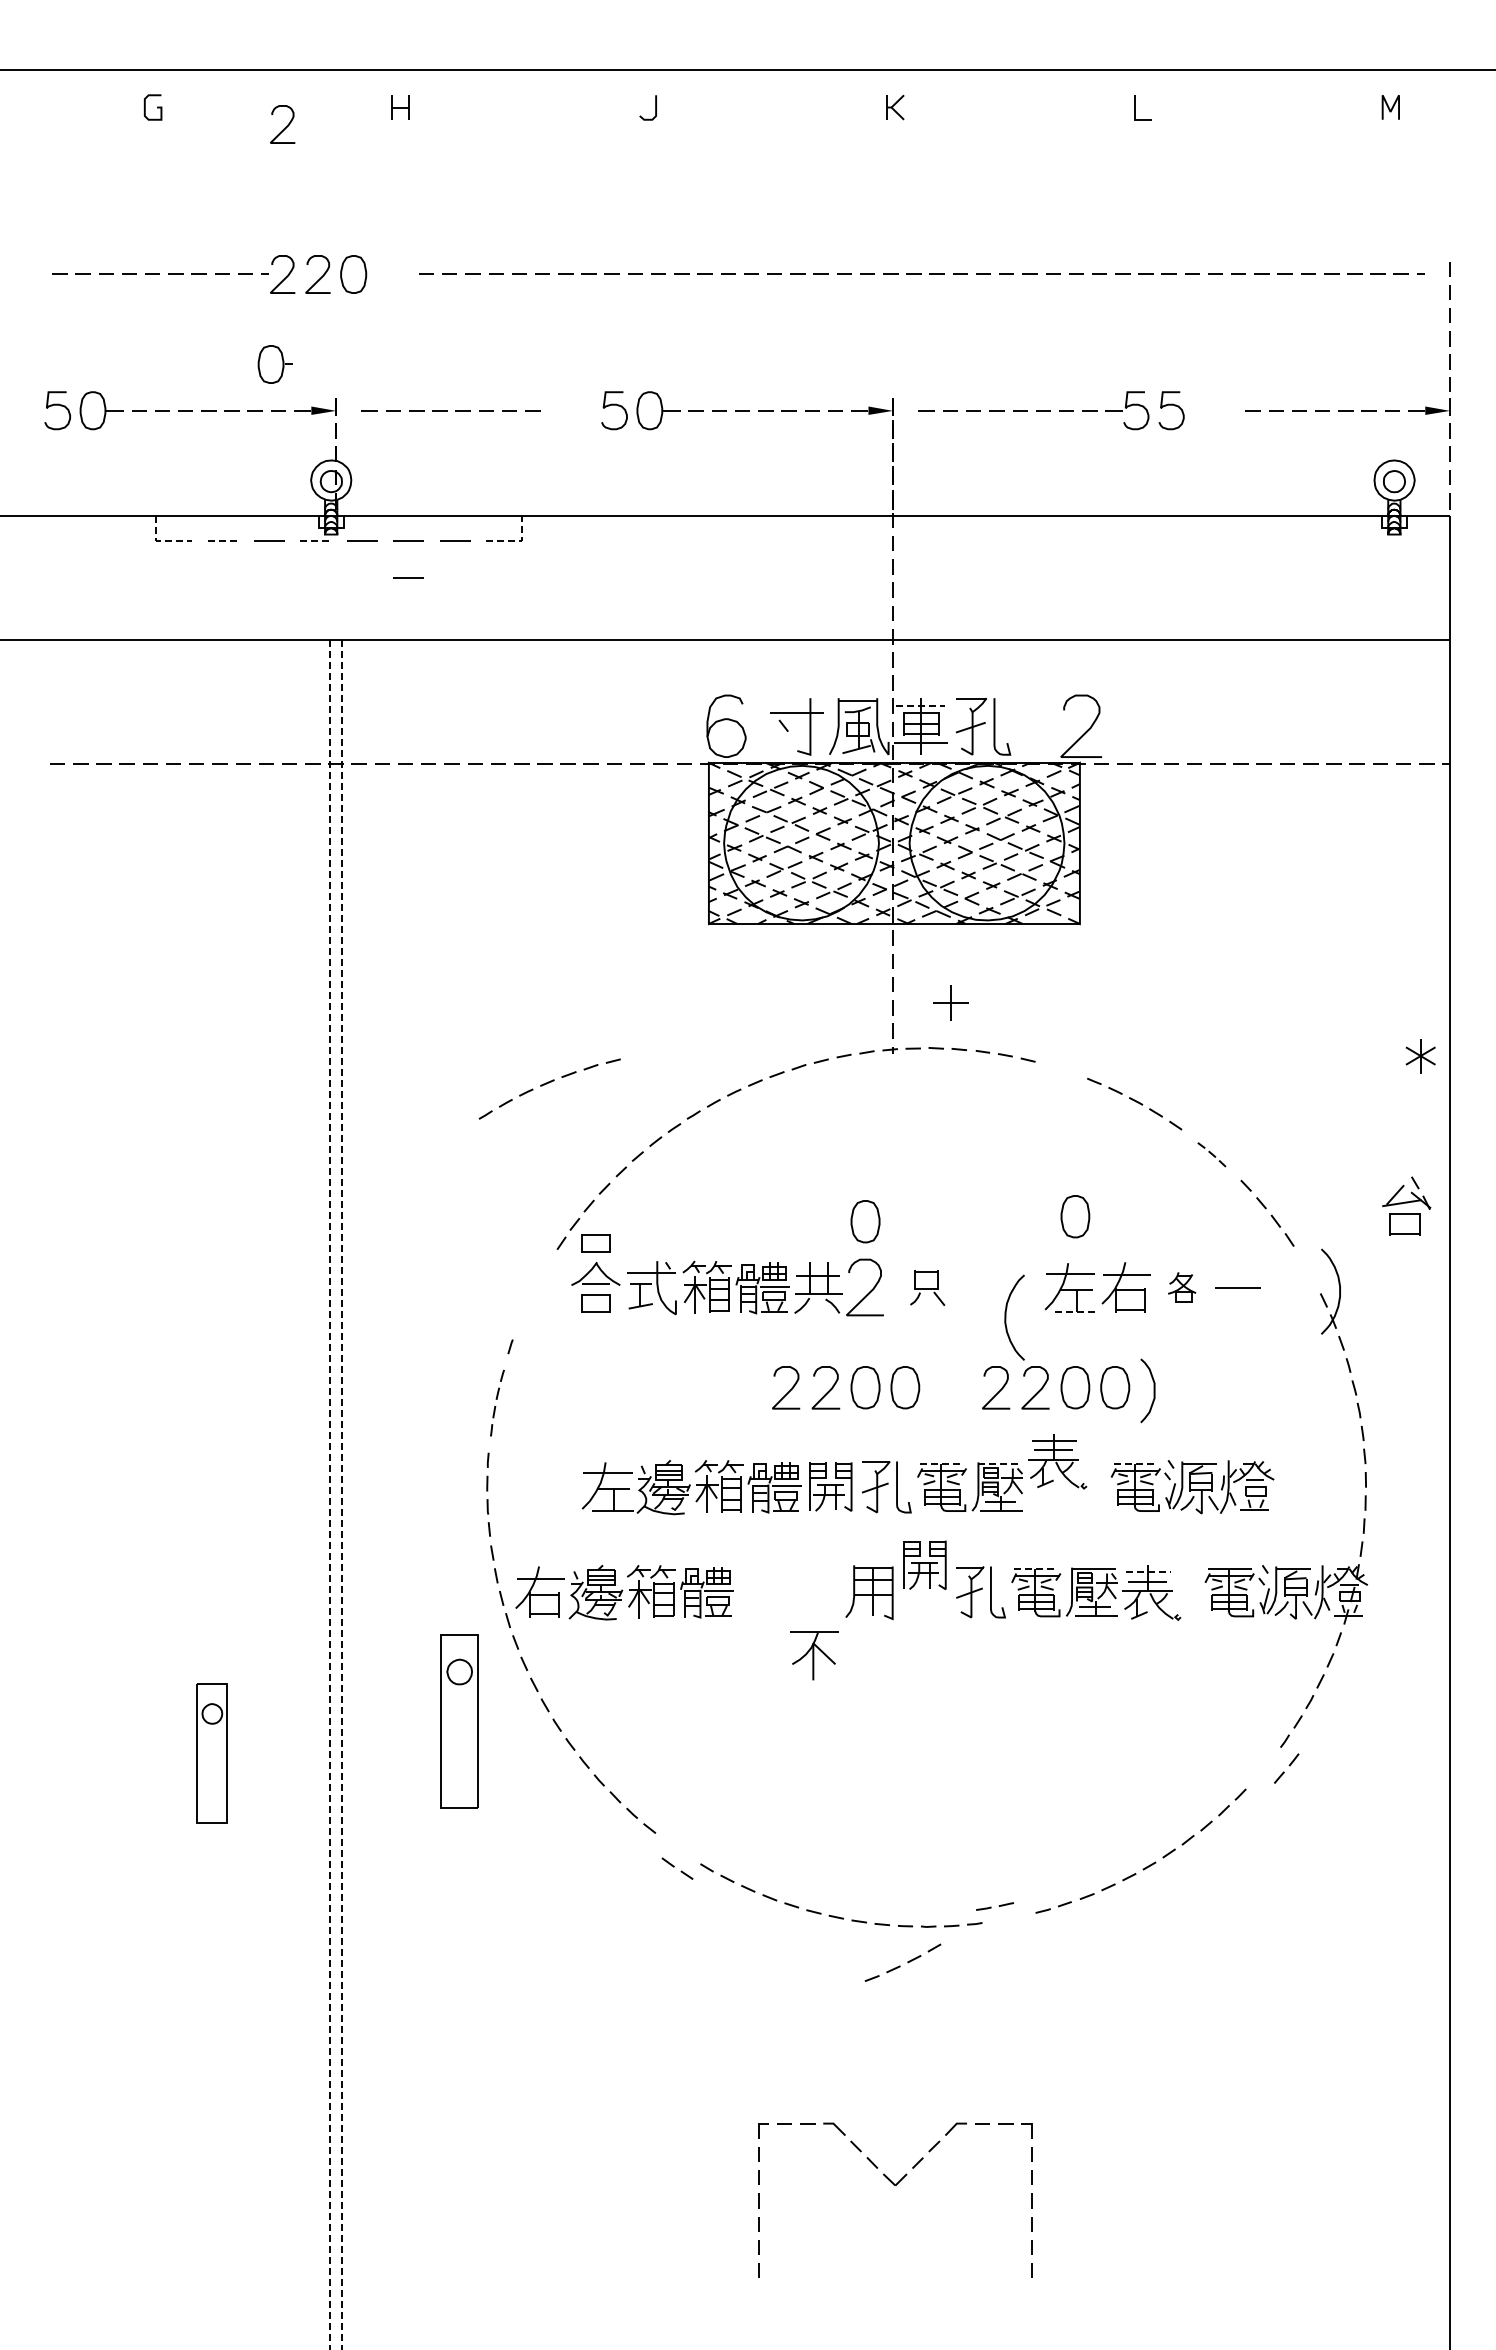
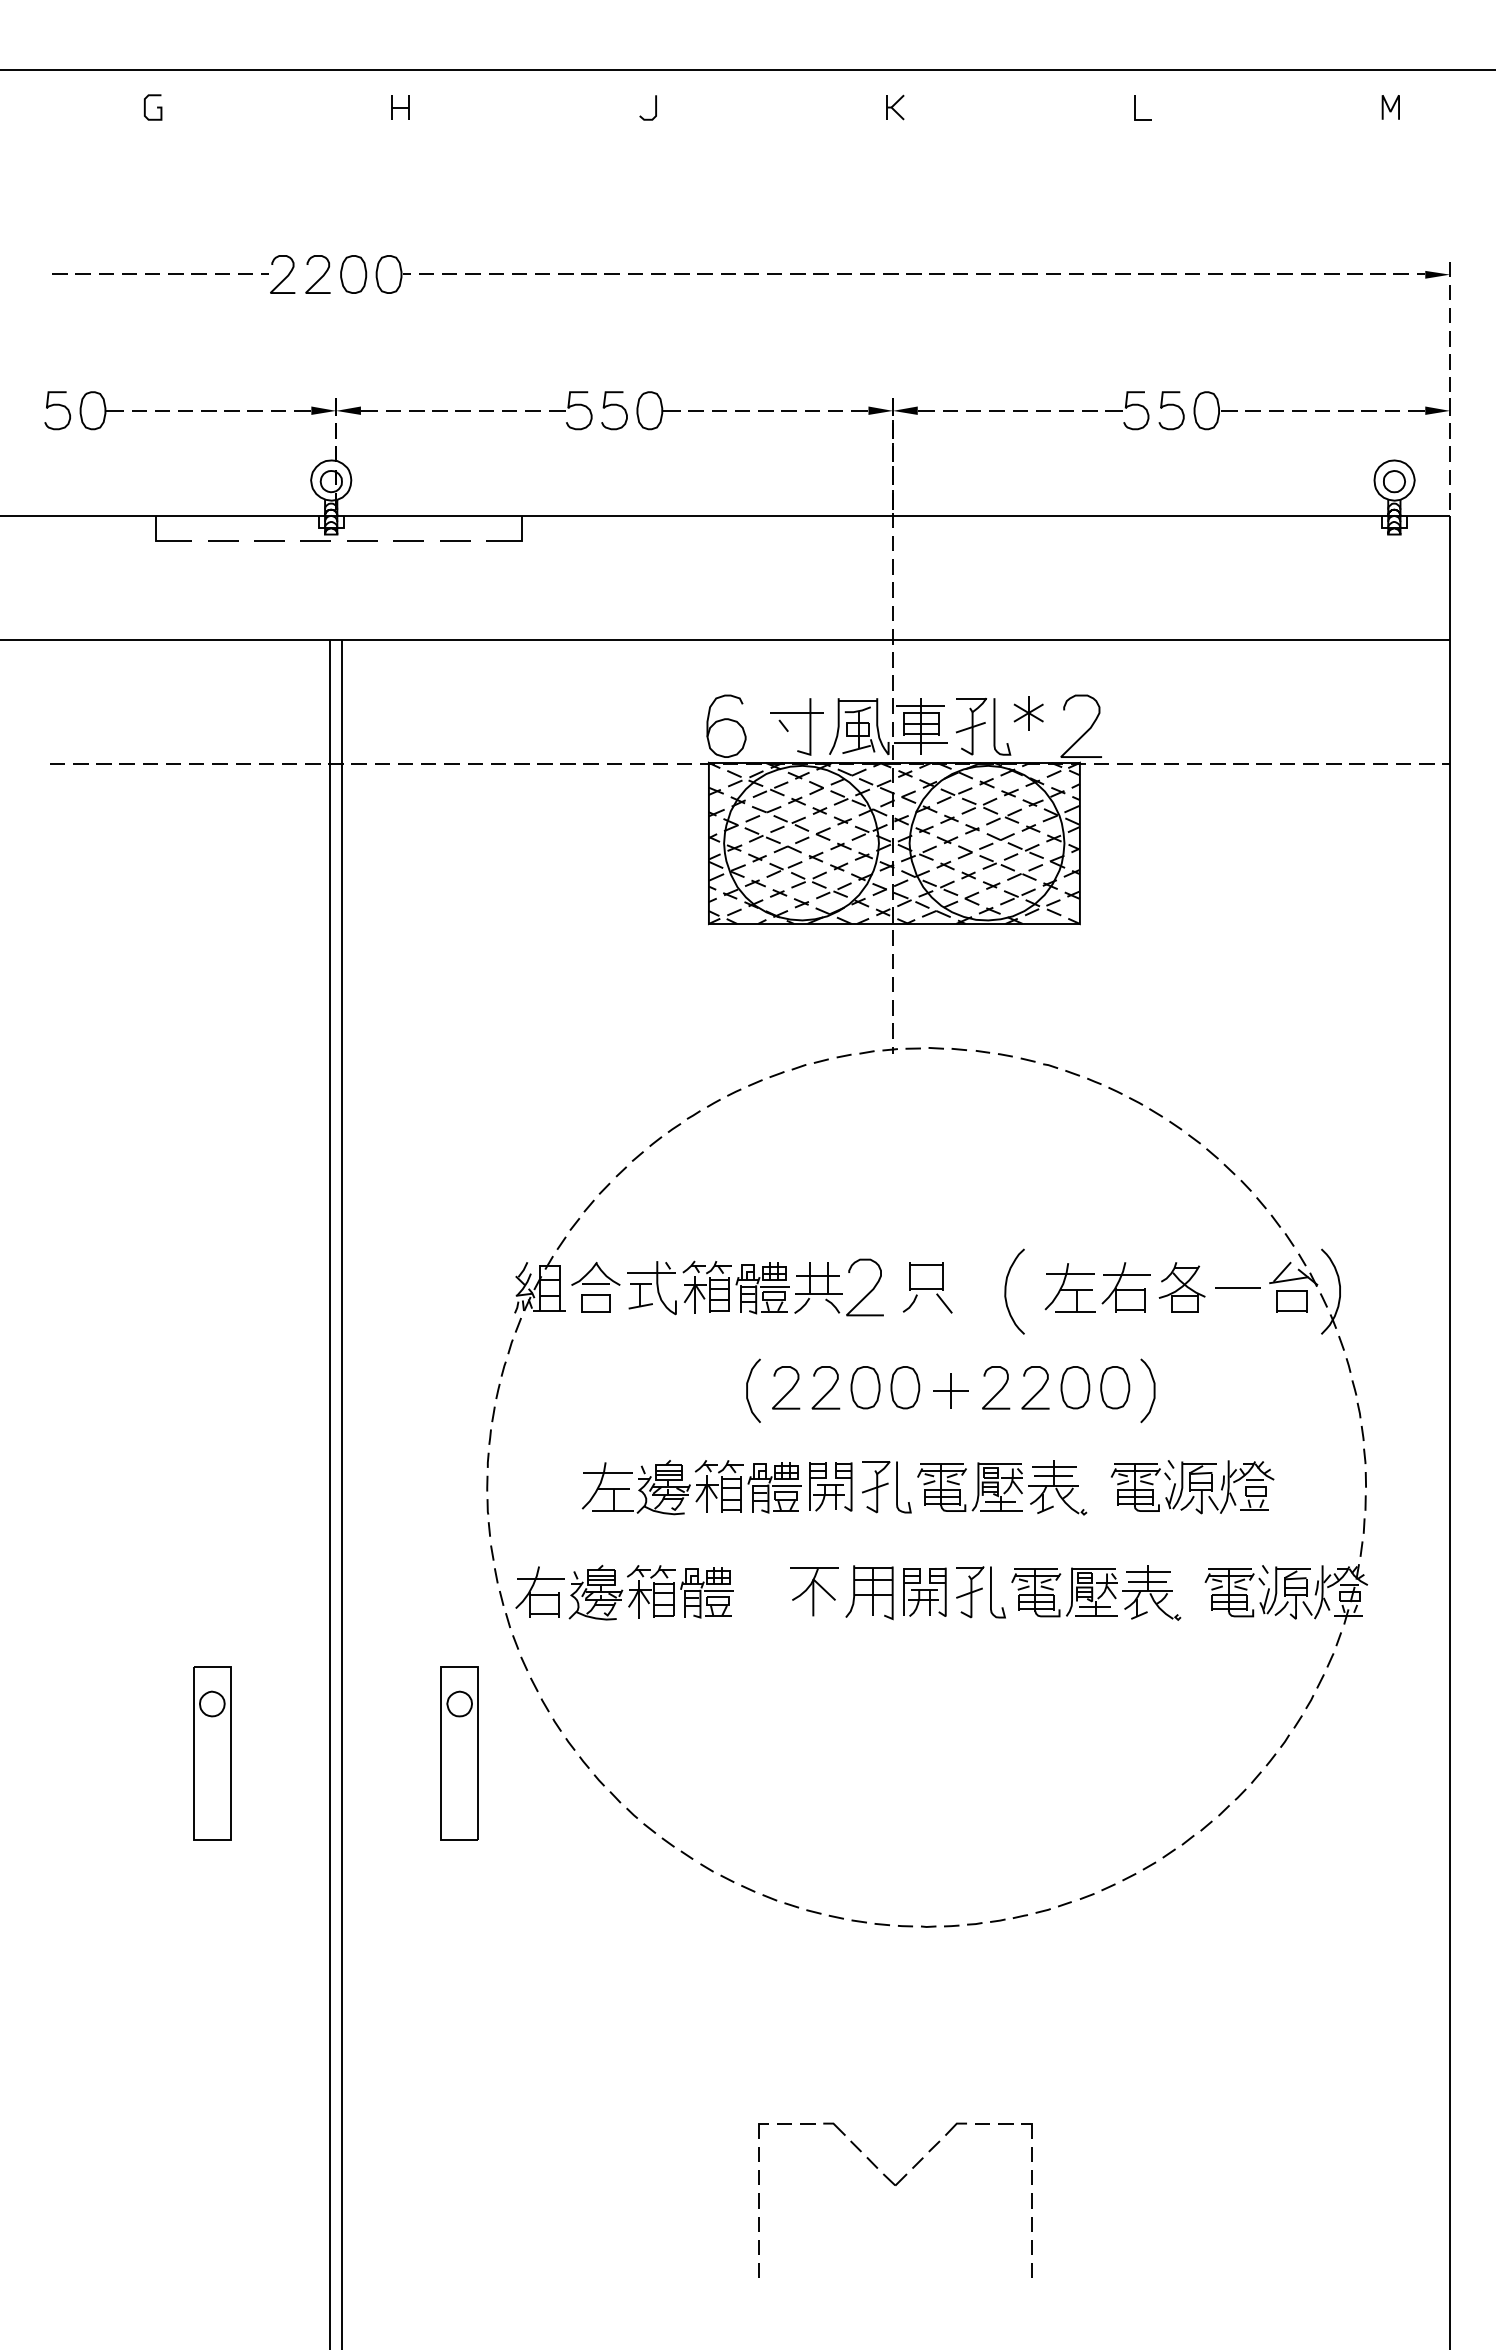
curve: present -> none (285, 126)
fill: none -> present (1437, 274)
part position: (274, 364) -> (392, 274) (392, 274)
fill: none -> present (348, 410)
part: none -> present (570, 410)
fill: none -> present (904, 410)
part: none -> present (1215, 410)
line: dashed -> solid (161, 540)
line: dashed -> solid (223, 540)
line: dashed -> solid (315, 540)
line: dashed -> solid (516, 540)
line: present -> none (408, 577)
line: dashed -> solid (921, 705)
part position: (950, 1002) -> (950, 1390) (950, 1390)
part position: (1420, 1056) -> (1028, 713) (1028, 713)
part: none -> present (1061, 1069)
part: present -> none (549, 1088)
part size: 30x26 px -> 48x42 px (1211, 1154)
part position: (1406, 1205) -> (1293, 1282) (1293, 1282)
part: present -> none (1075, 1216)
part: present -> none (865, 1221)
part: present -> none (595, 1243)
part size: 36x36 px -> 51x52 px (927, 1287)
part size: 29x31 px -> 48x51 px (1181, 1287)
part: none -> present (539, 1293)
line: dashed -> solid (1075, 1312)
curve position: (1006, 1317) -> (1006, 1291) (1006, 1291)
curve: none -> present (747, 1390)
part size: 15x68 px -> 19x84 px (497, 1402)
part position: (1057, 1461) -> (1057, 1487) (1057, 1487)
line: dashed -> solid (941, 1463)
line: dashed -> solid (1000, 1463)
line: dashed -> solid (1135, 1463)
line: dashed -> solid (329, 1494)
line: dashed -> solid (342, 1494)
part position: (924, 1564) -> (924, 1591) (924, 1591)
line: dashed -> solid (1035, 1568)
line: dashed -> solid (1148, 1572)
part position: (814, 1655) -> (814, 1591) (814, 1591)
part position: (459, 1721) -> (459, 1753) (459, 1753)
part size: 32x141 px -> 39x175 px (212, 1753)
part position: (1286, 1768) -> (1263, 1768) (1263, 1768)
part position: (677, 1868) -> (677, 1848) (677, 1848)
part position: (994, 1906) -> (1008, 1918) (1008, 1918)
part: present -> none (902, 1962)
